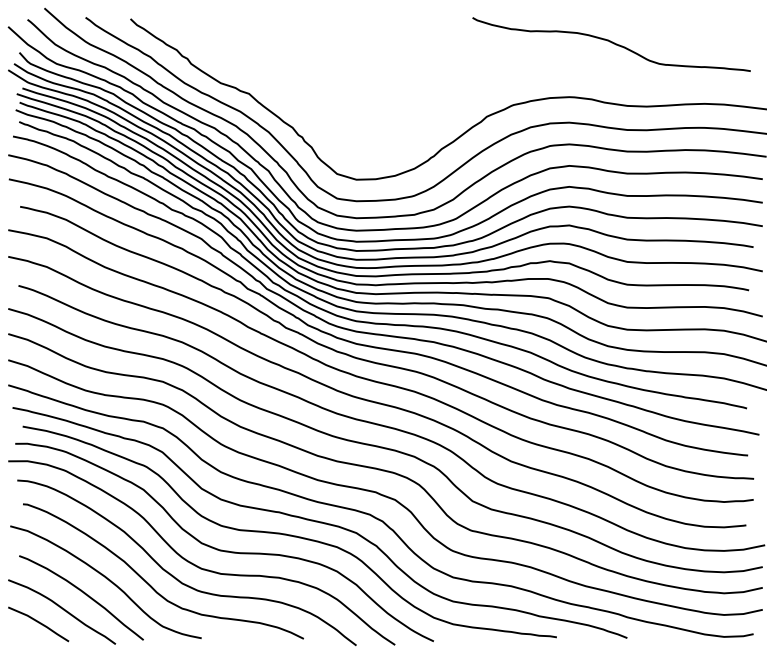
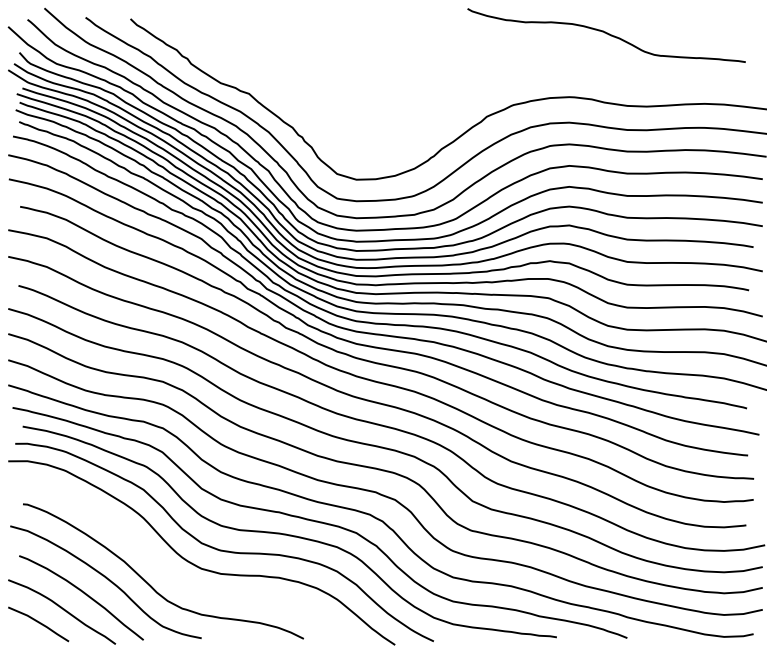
curve position: (611, 43) -> (606, 34) (606, 34)
curve: present -> none (176, 577)
